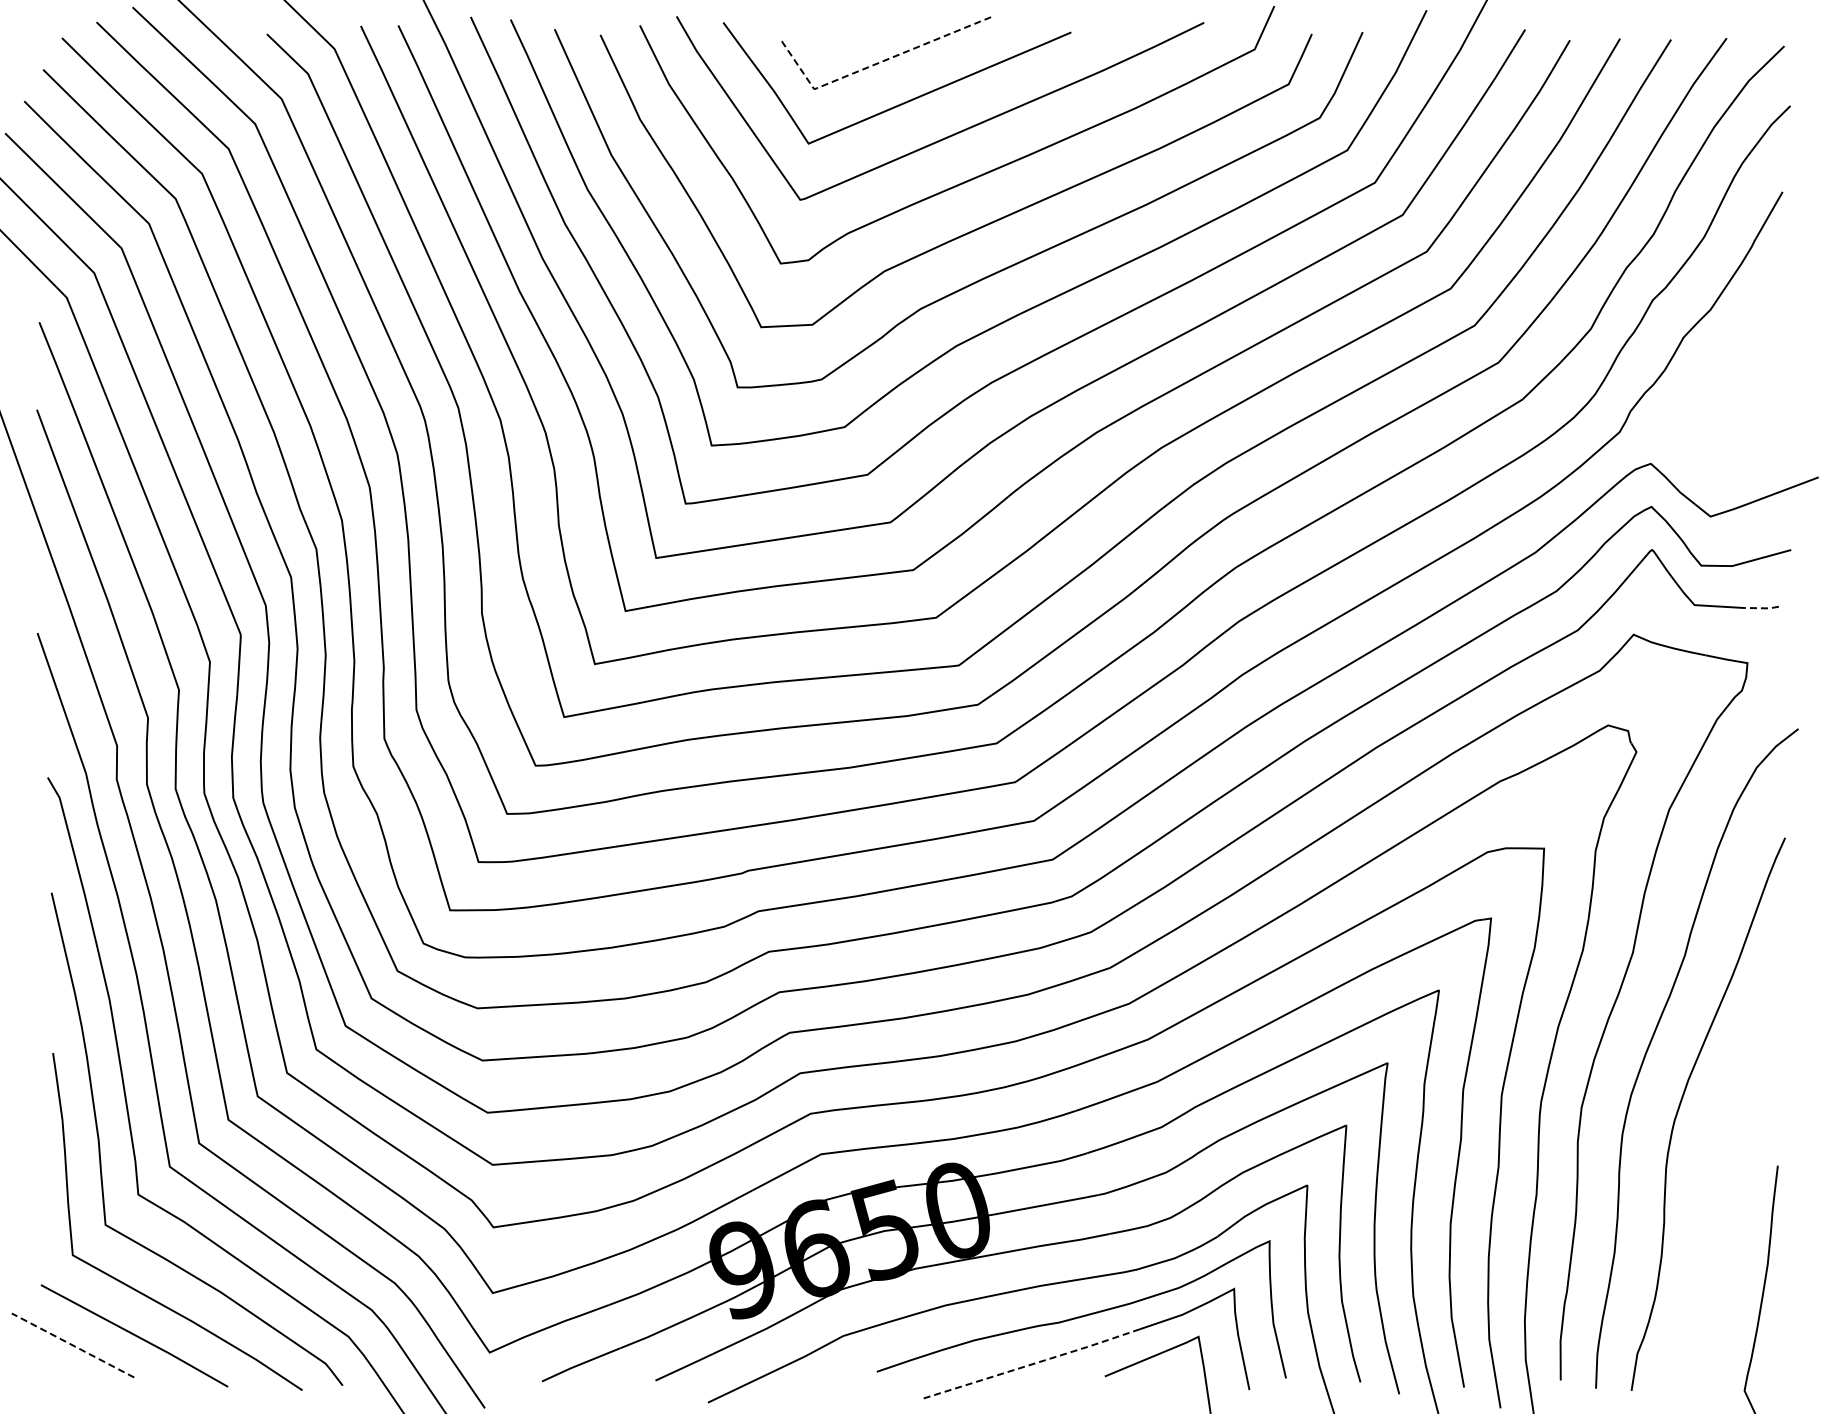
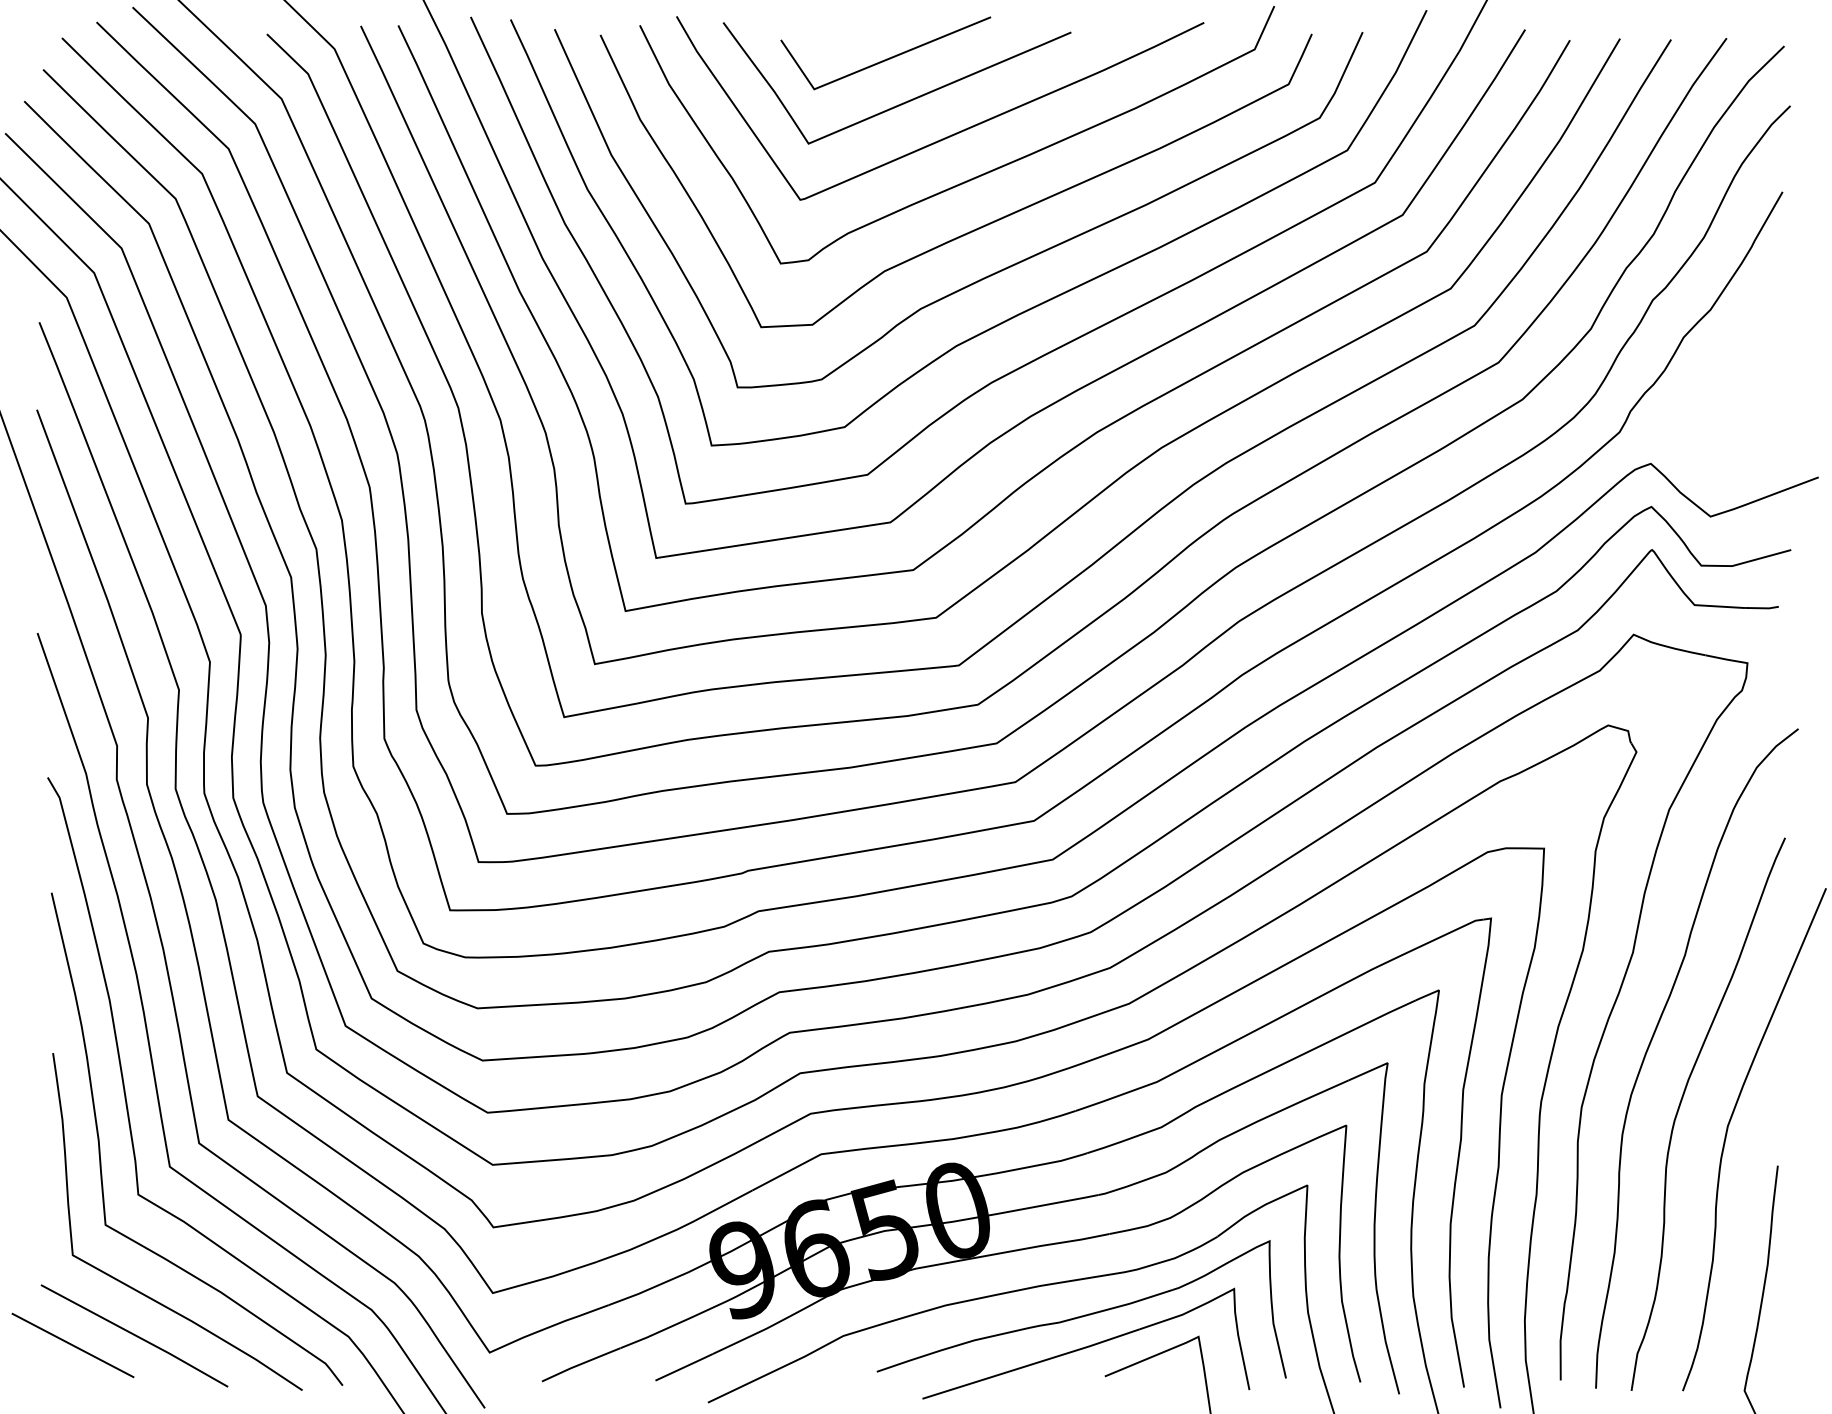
line: dashed -> solid (874, 64)
line: dashed -> solid (1762, 608)
curve: none -> present (1727, 1134)
line: dashed -> solid (72, 1345)
line: dashed -> solid (1031, 1364)
